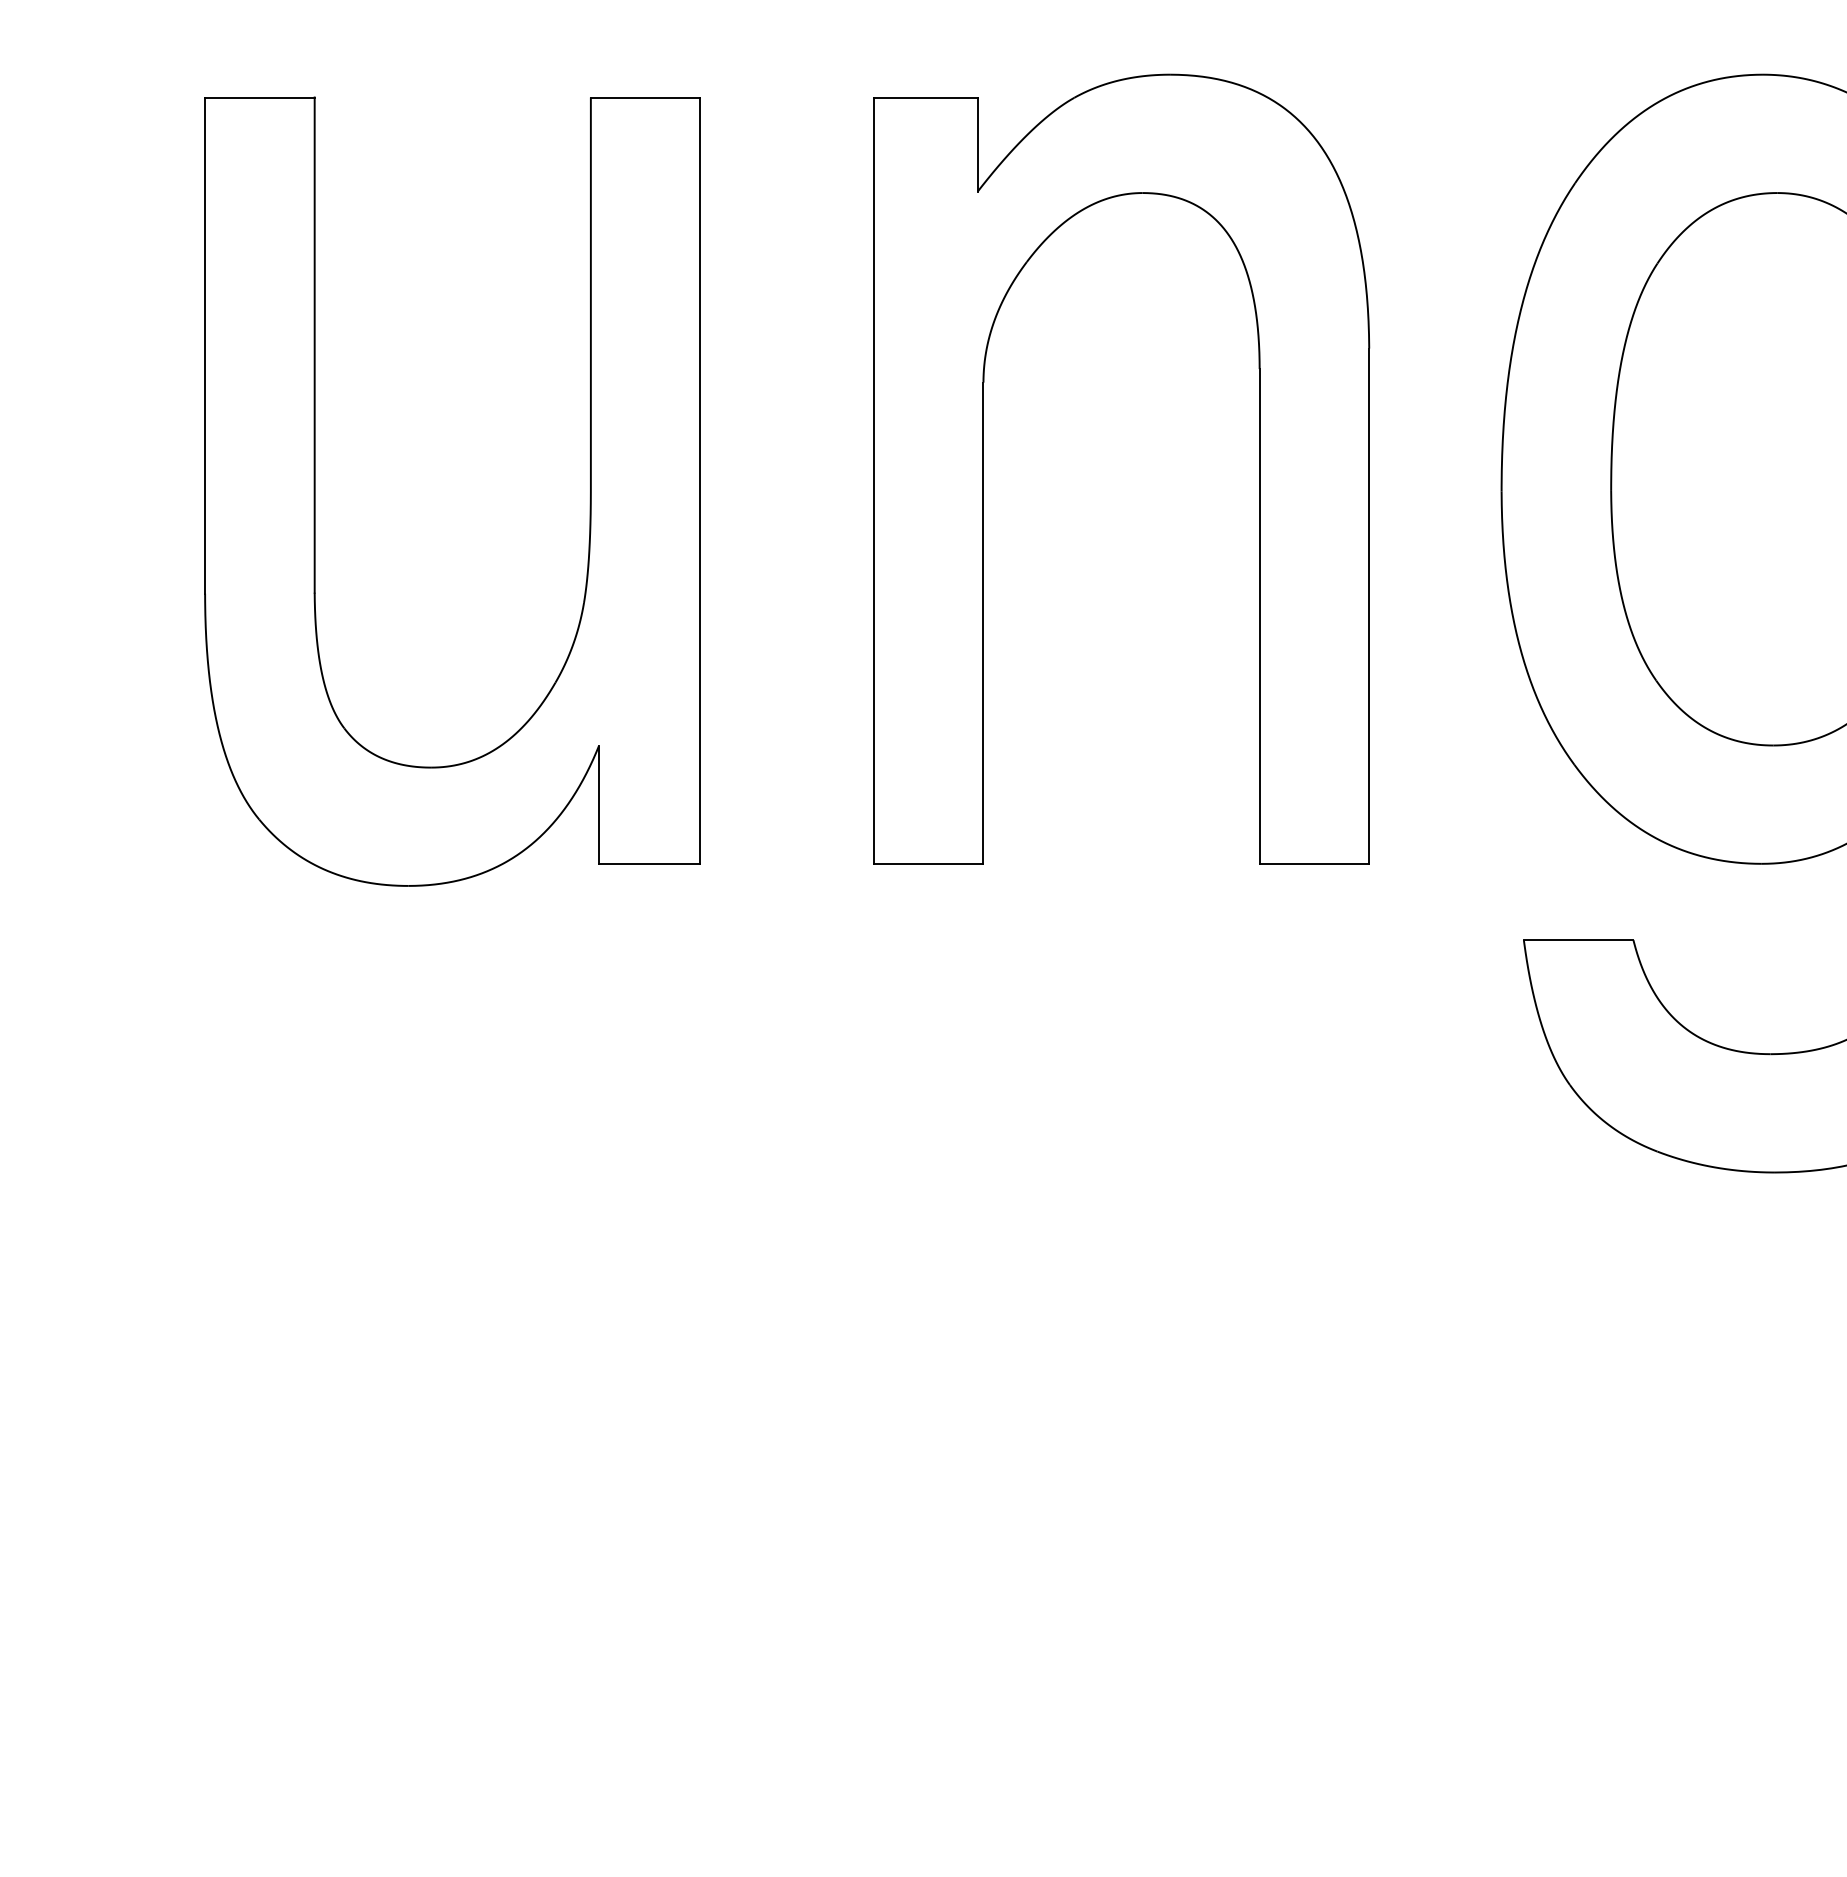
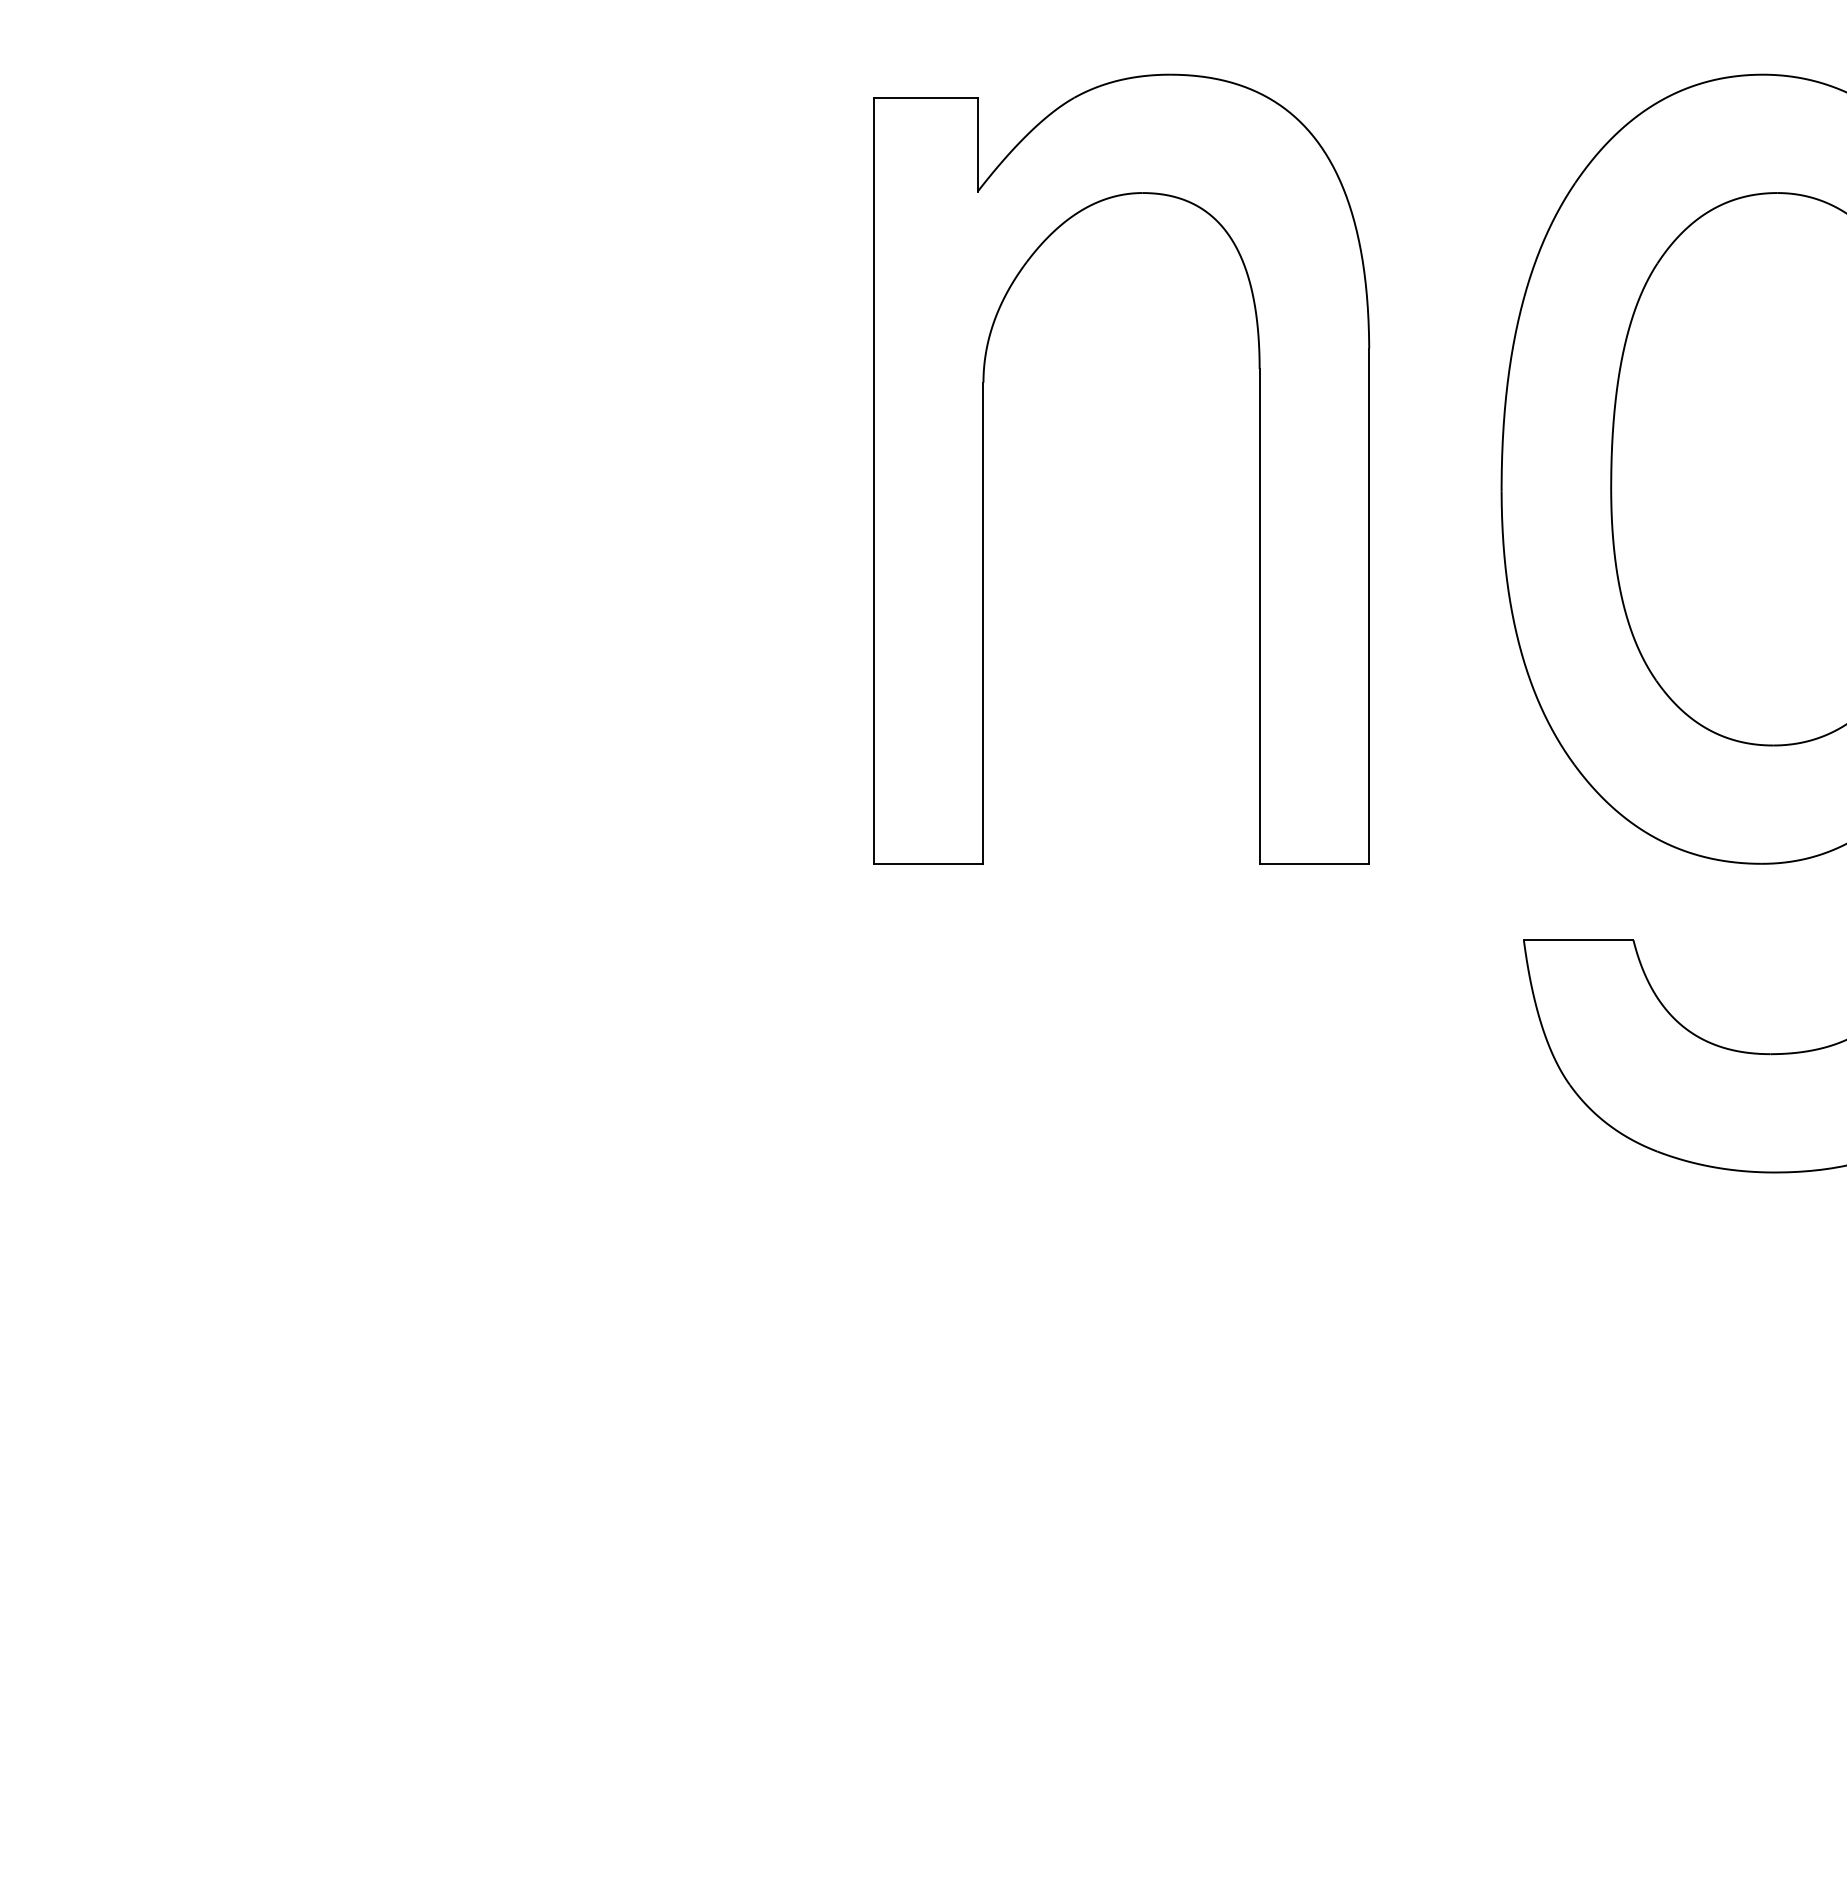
part: present -> none (315, 491)
